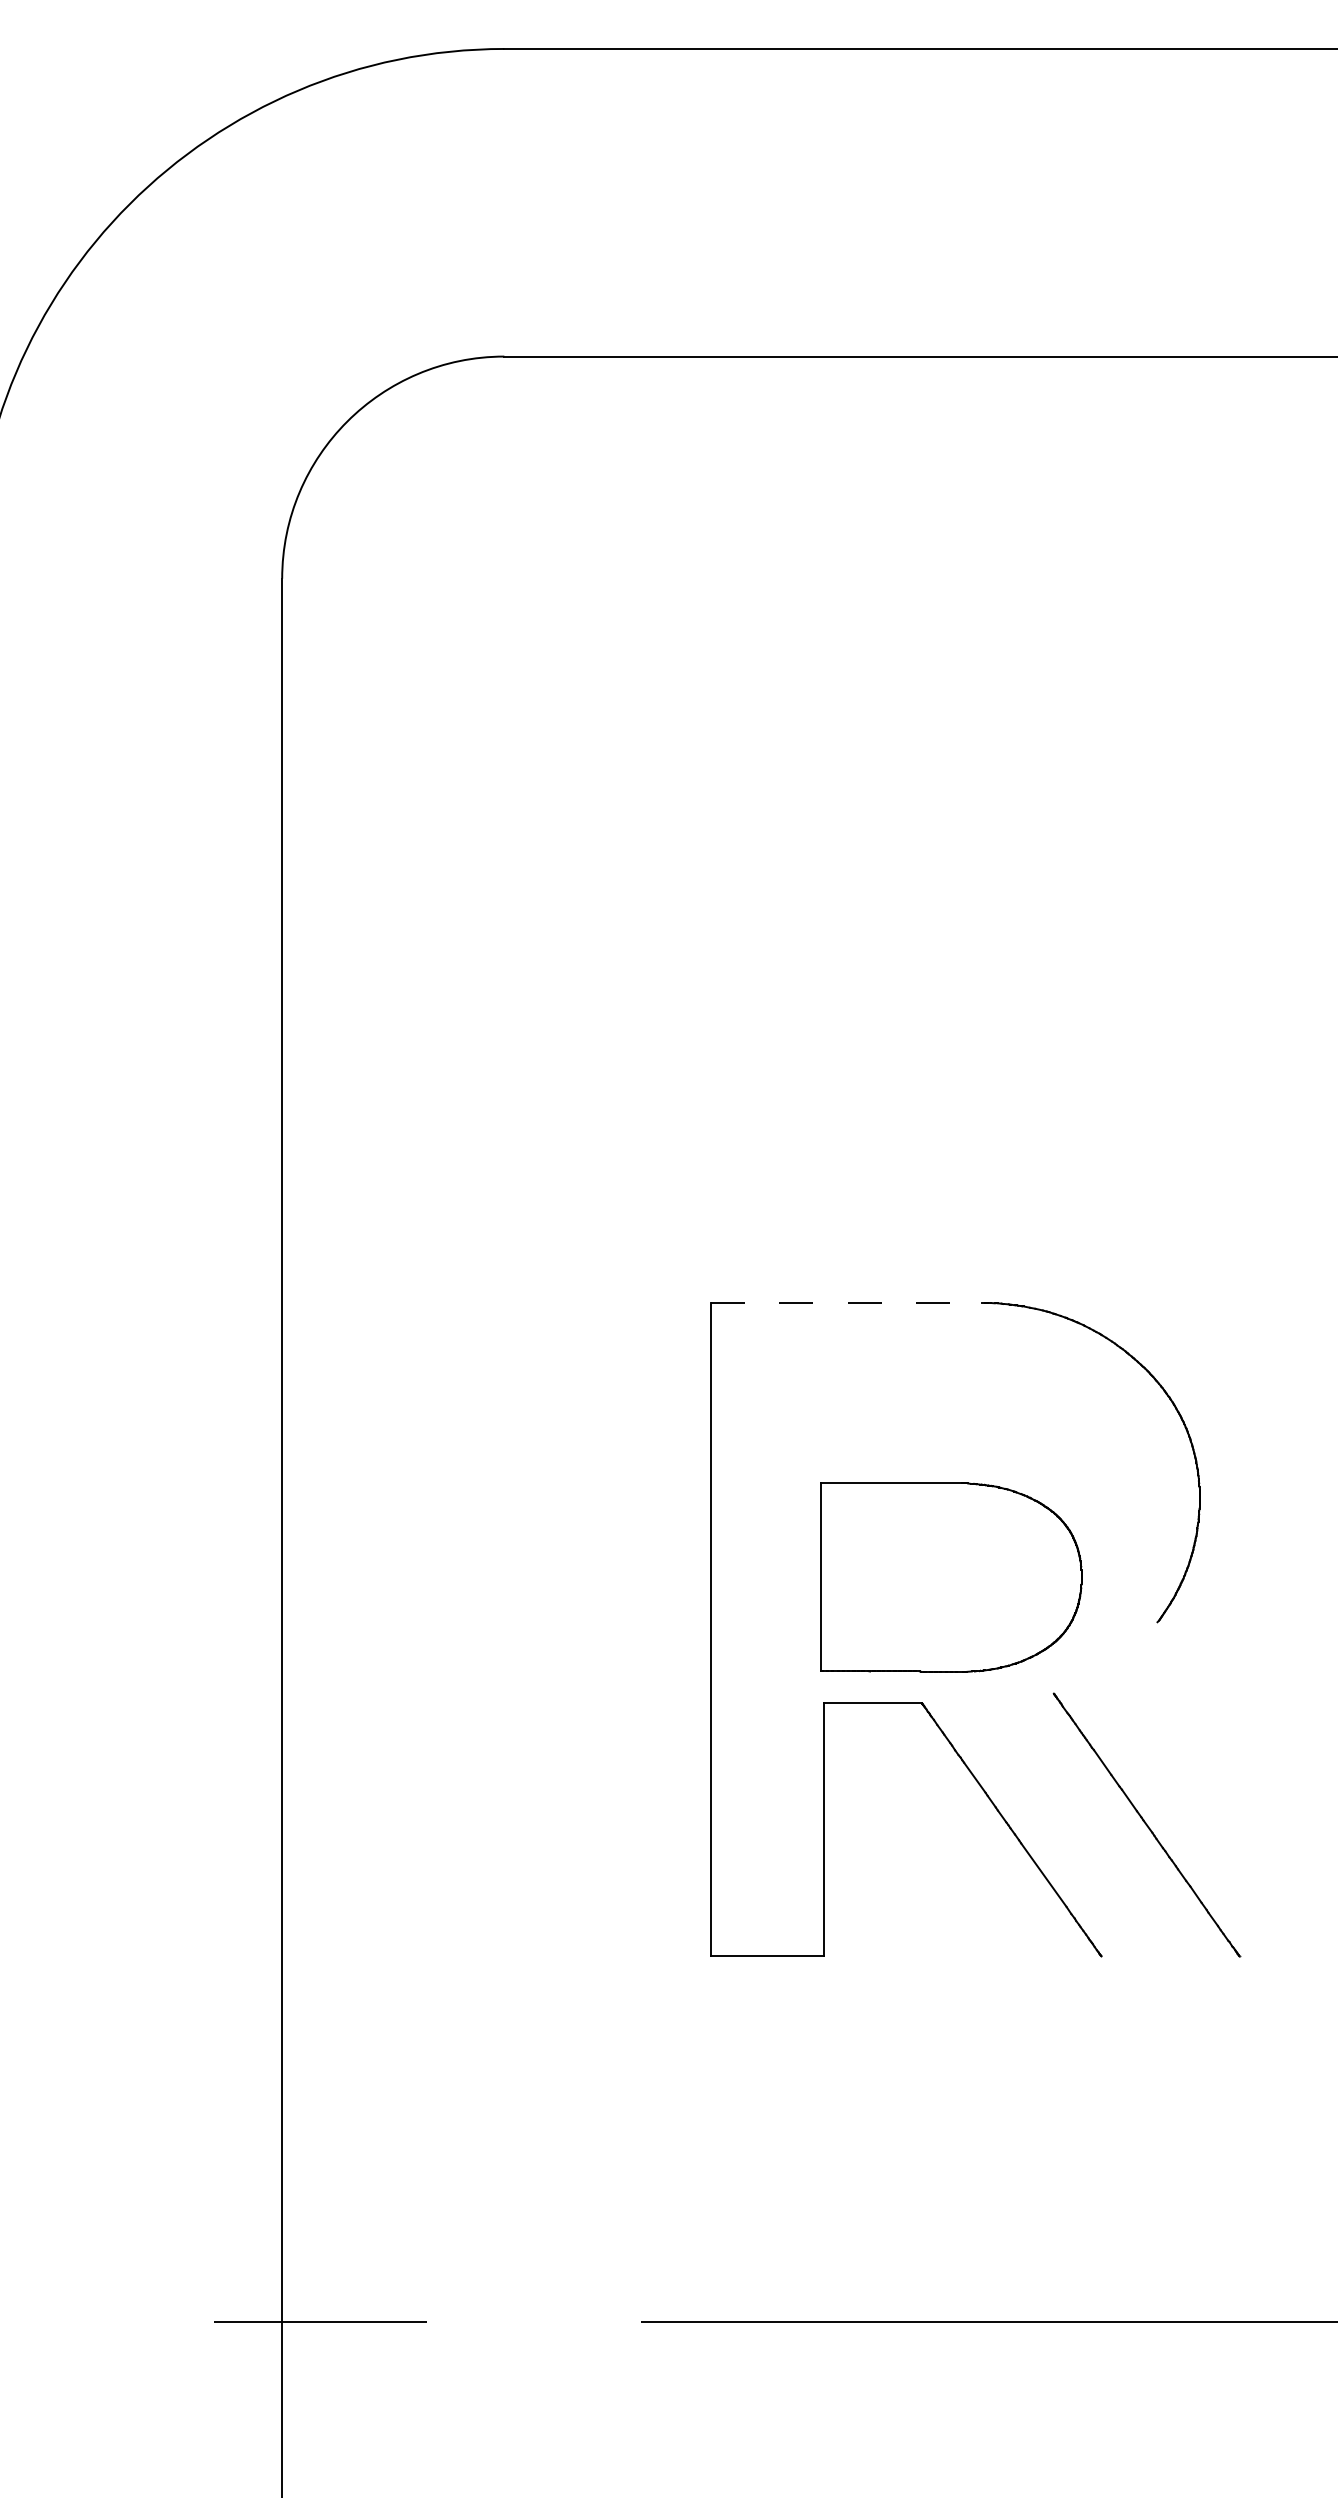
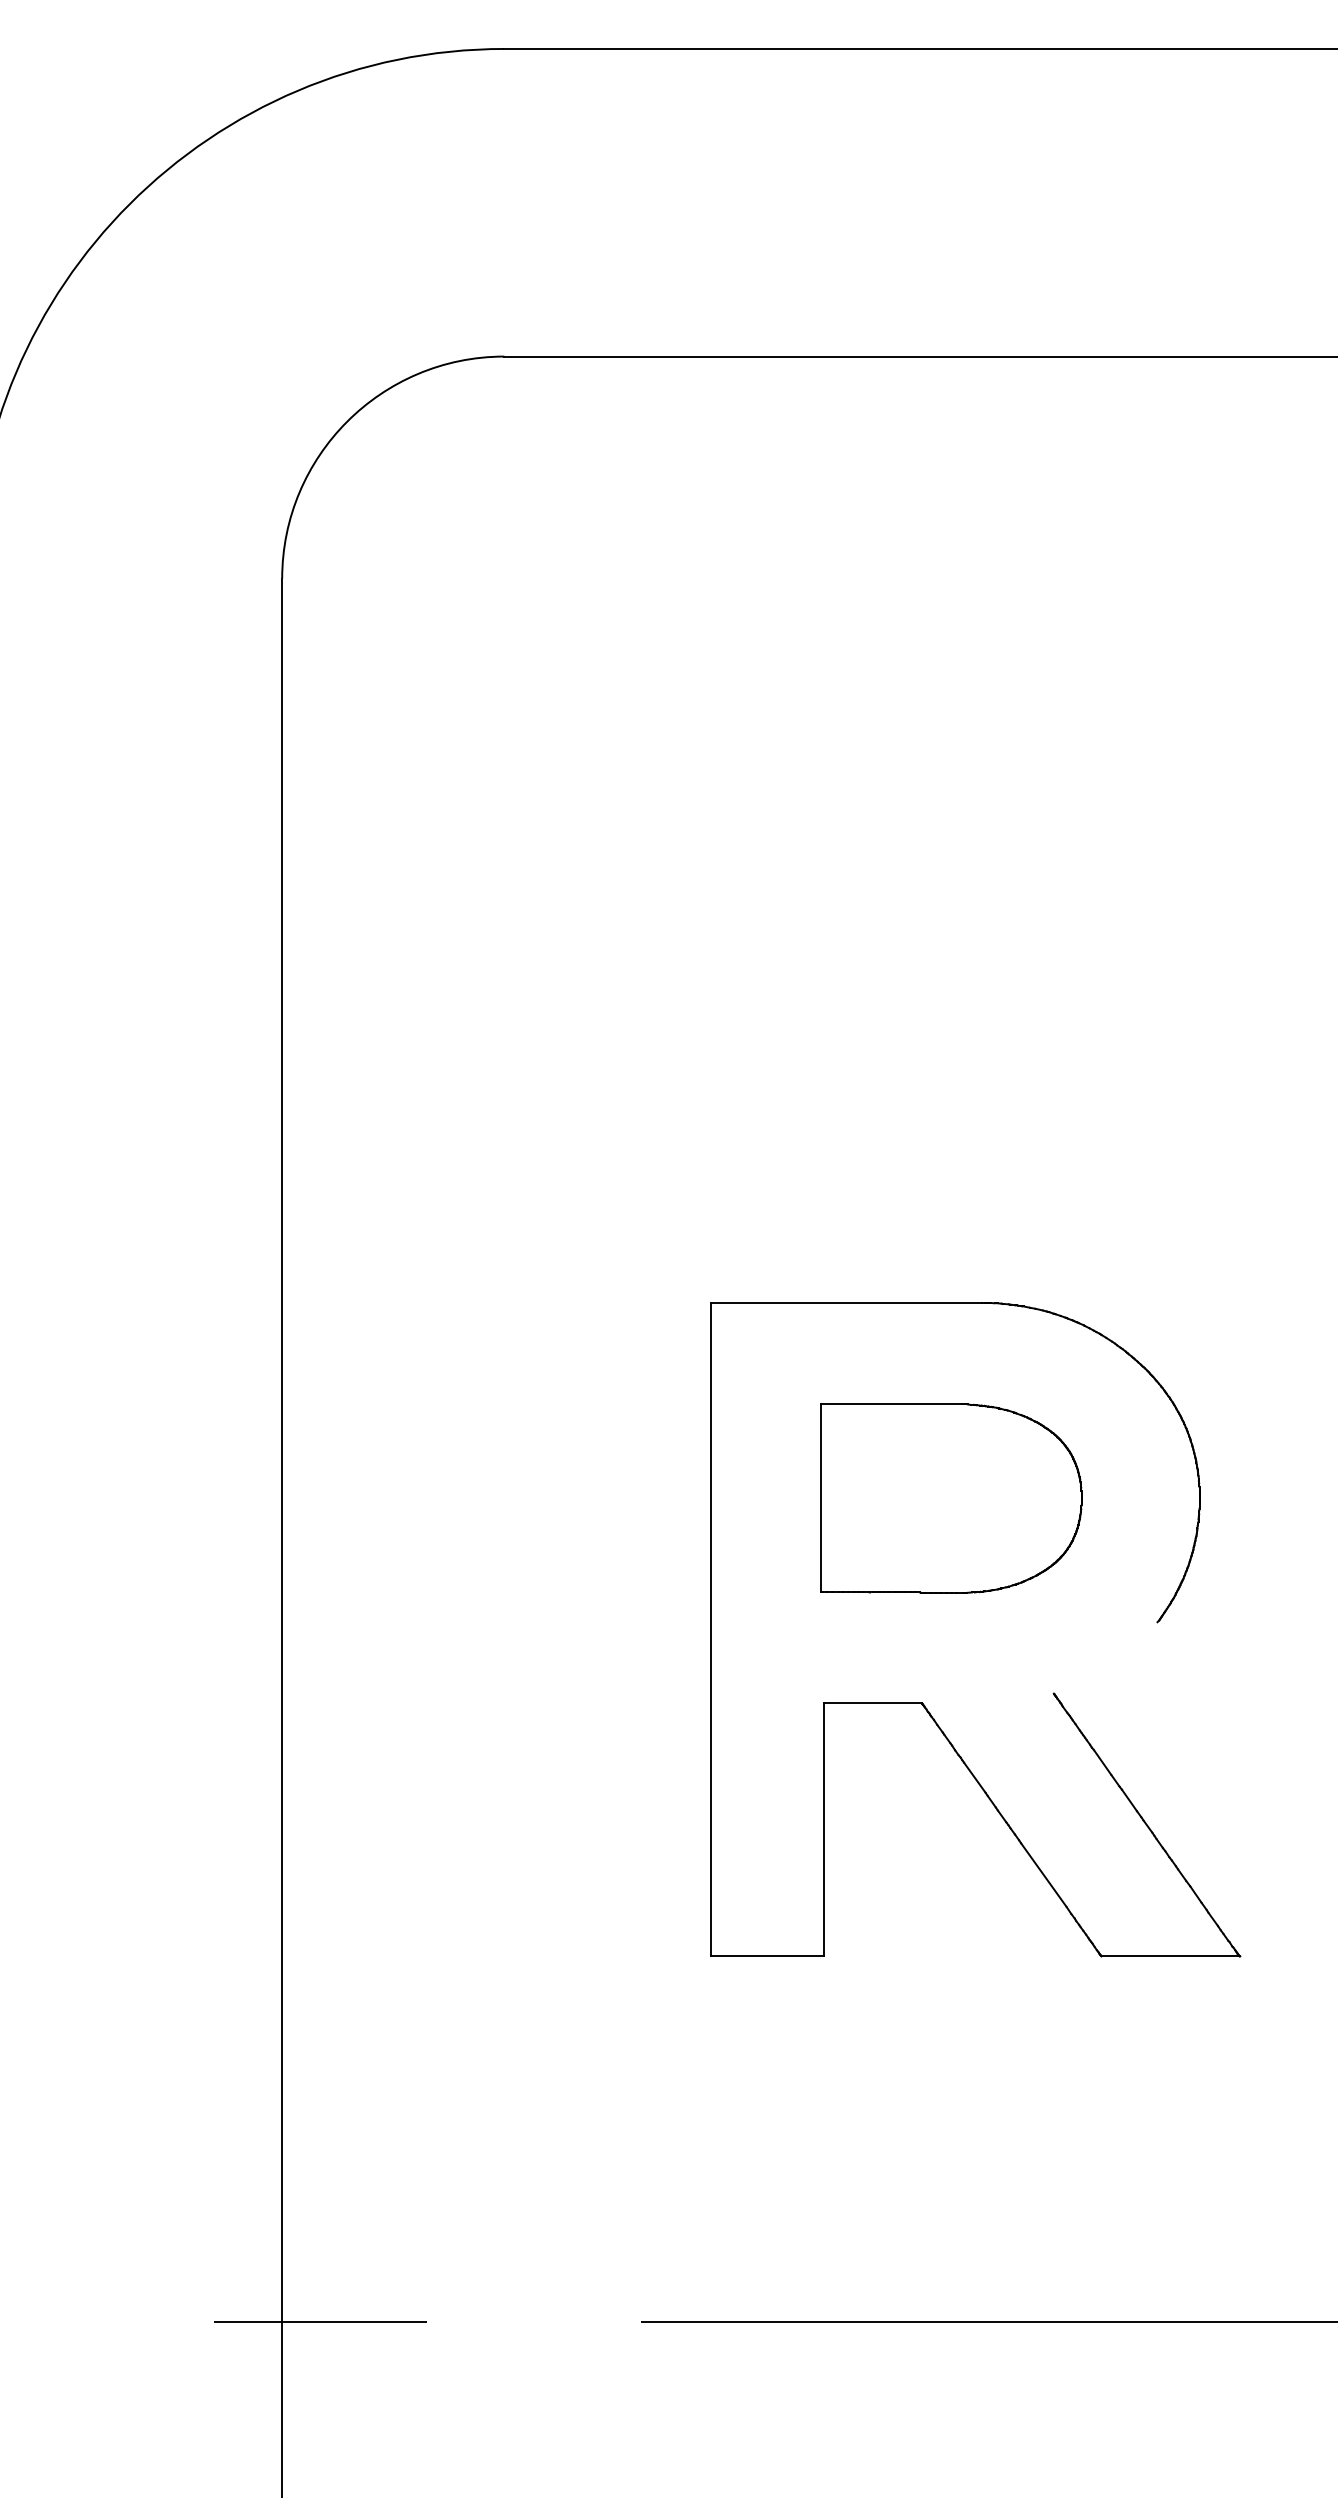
line: dashed -> solid (846, 1302)
part position: (951, 1577) -> (951, 1498) (951, 1498)
line: none -> present (1170, 1956)
